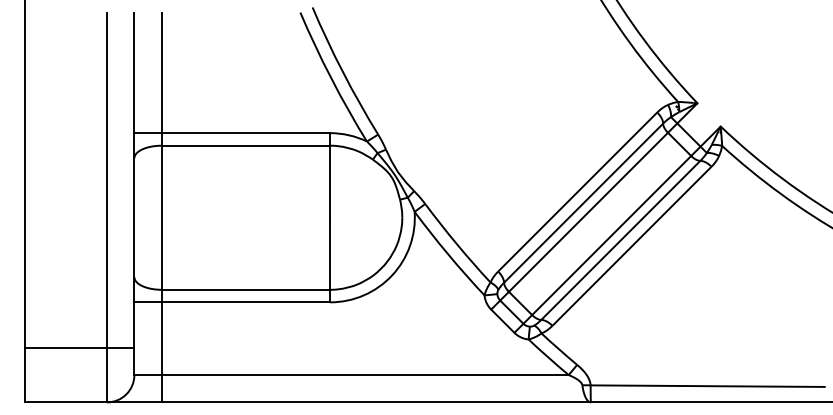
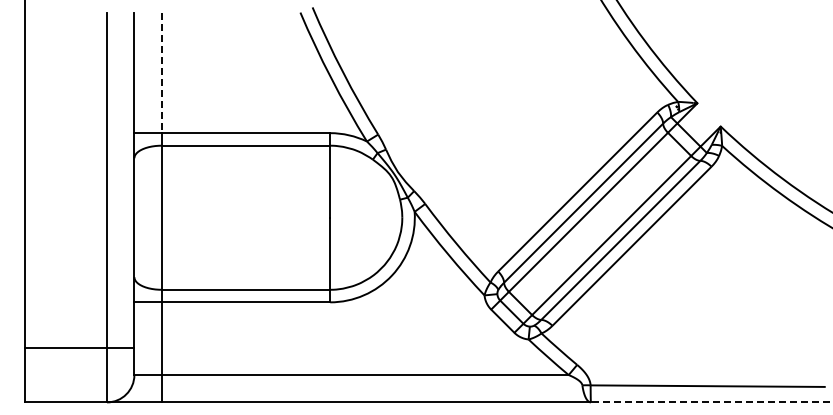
line: solid -> dashed (161, 73)
line: solid -> dashed (711, 402)
